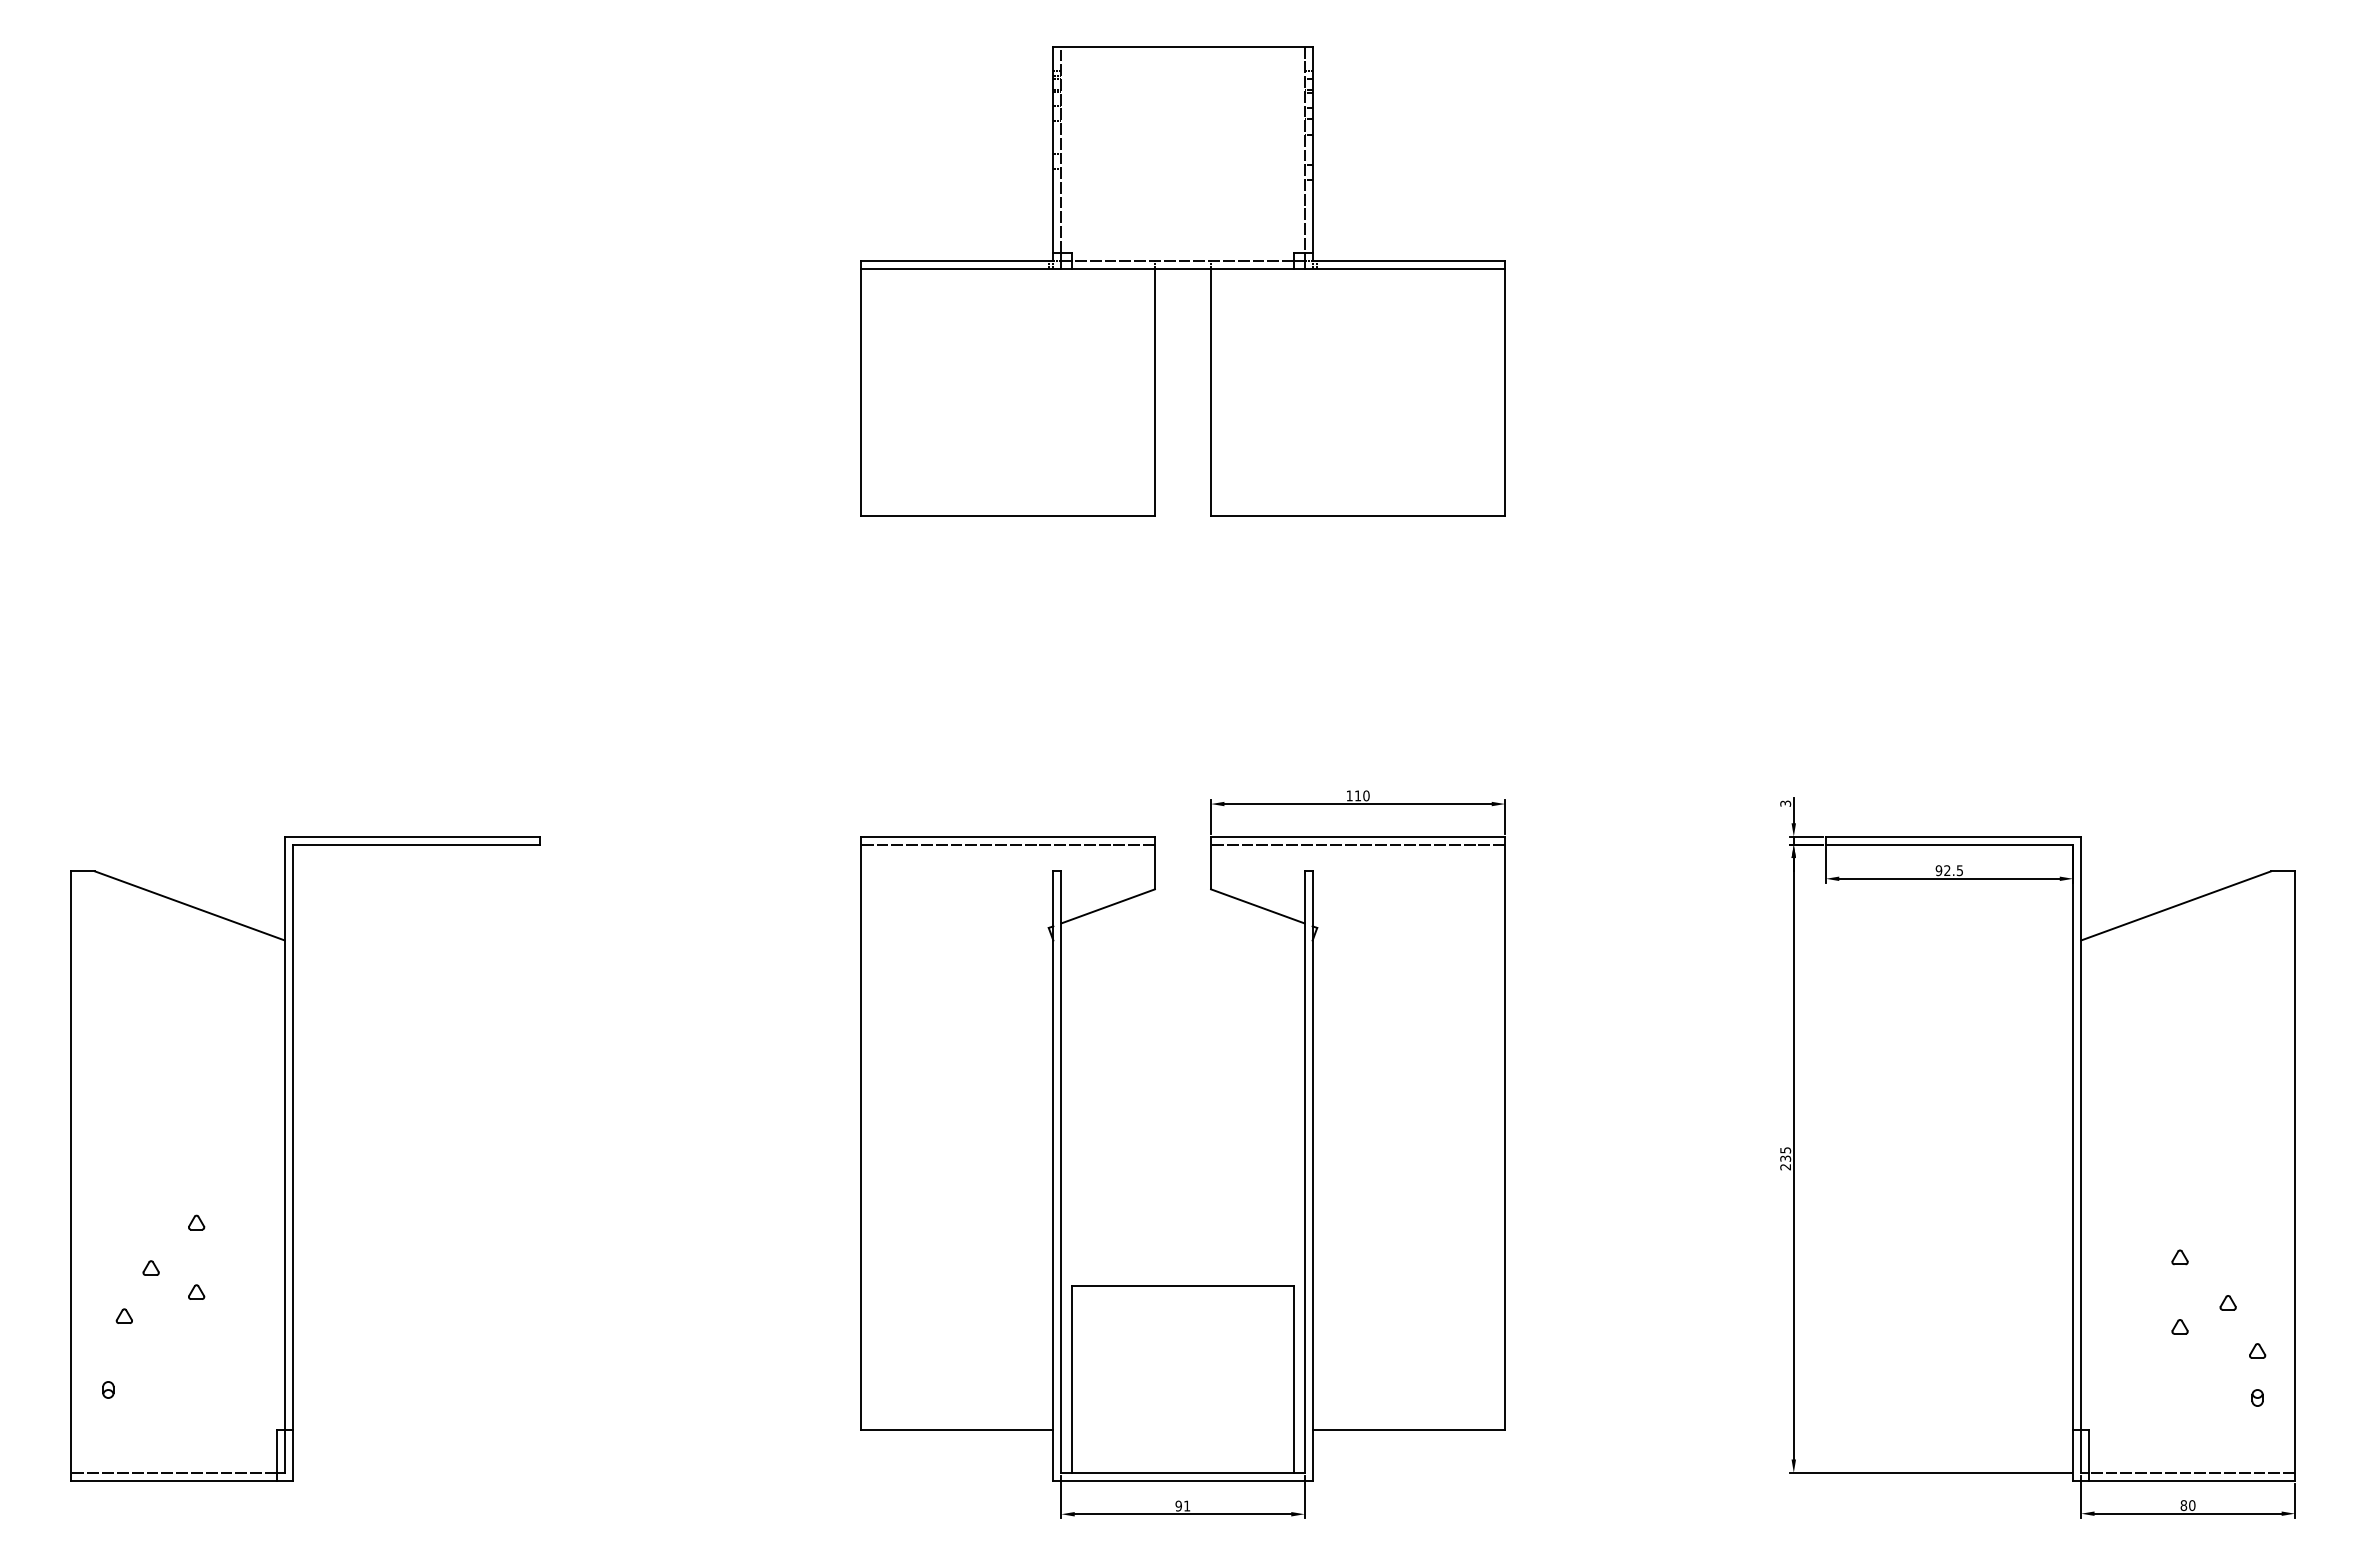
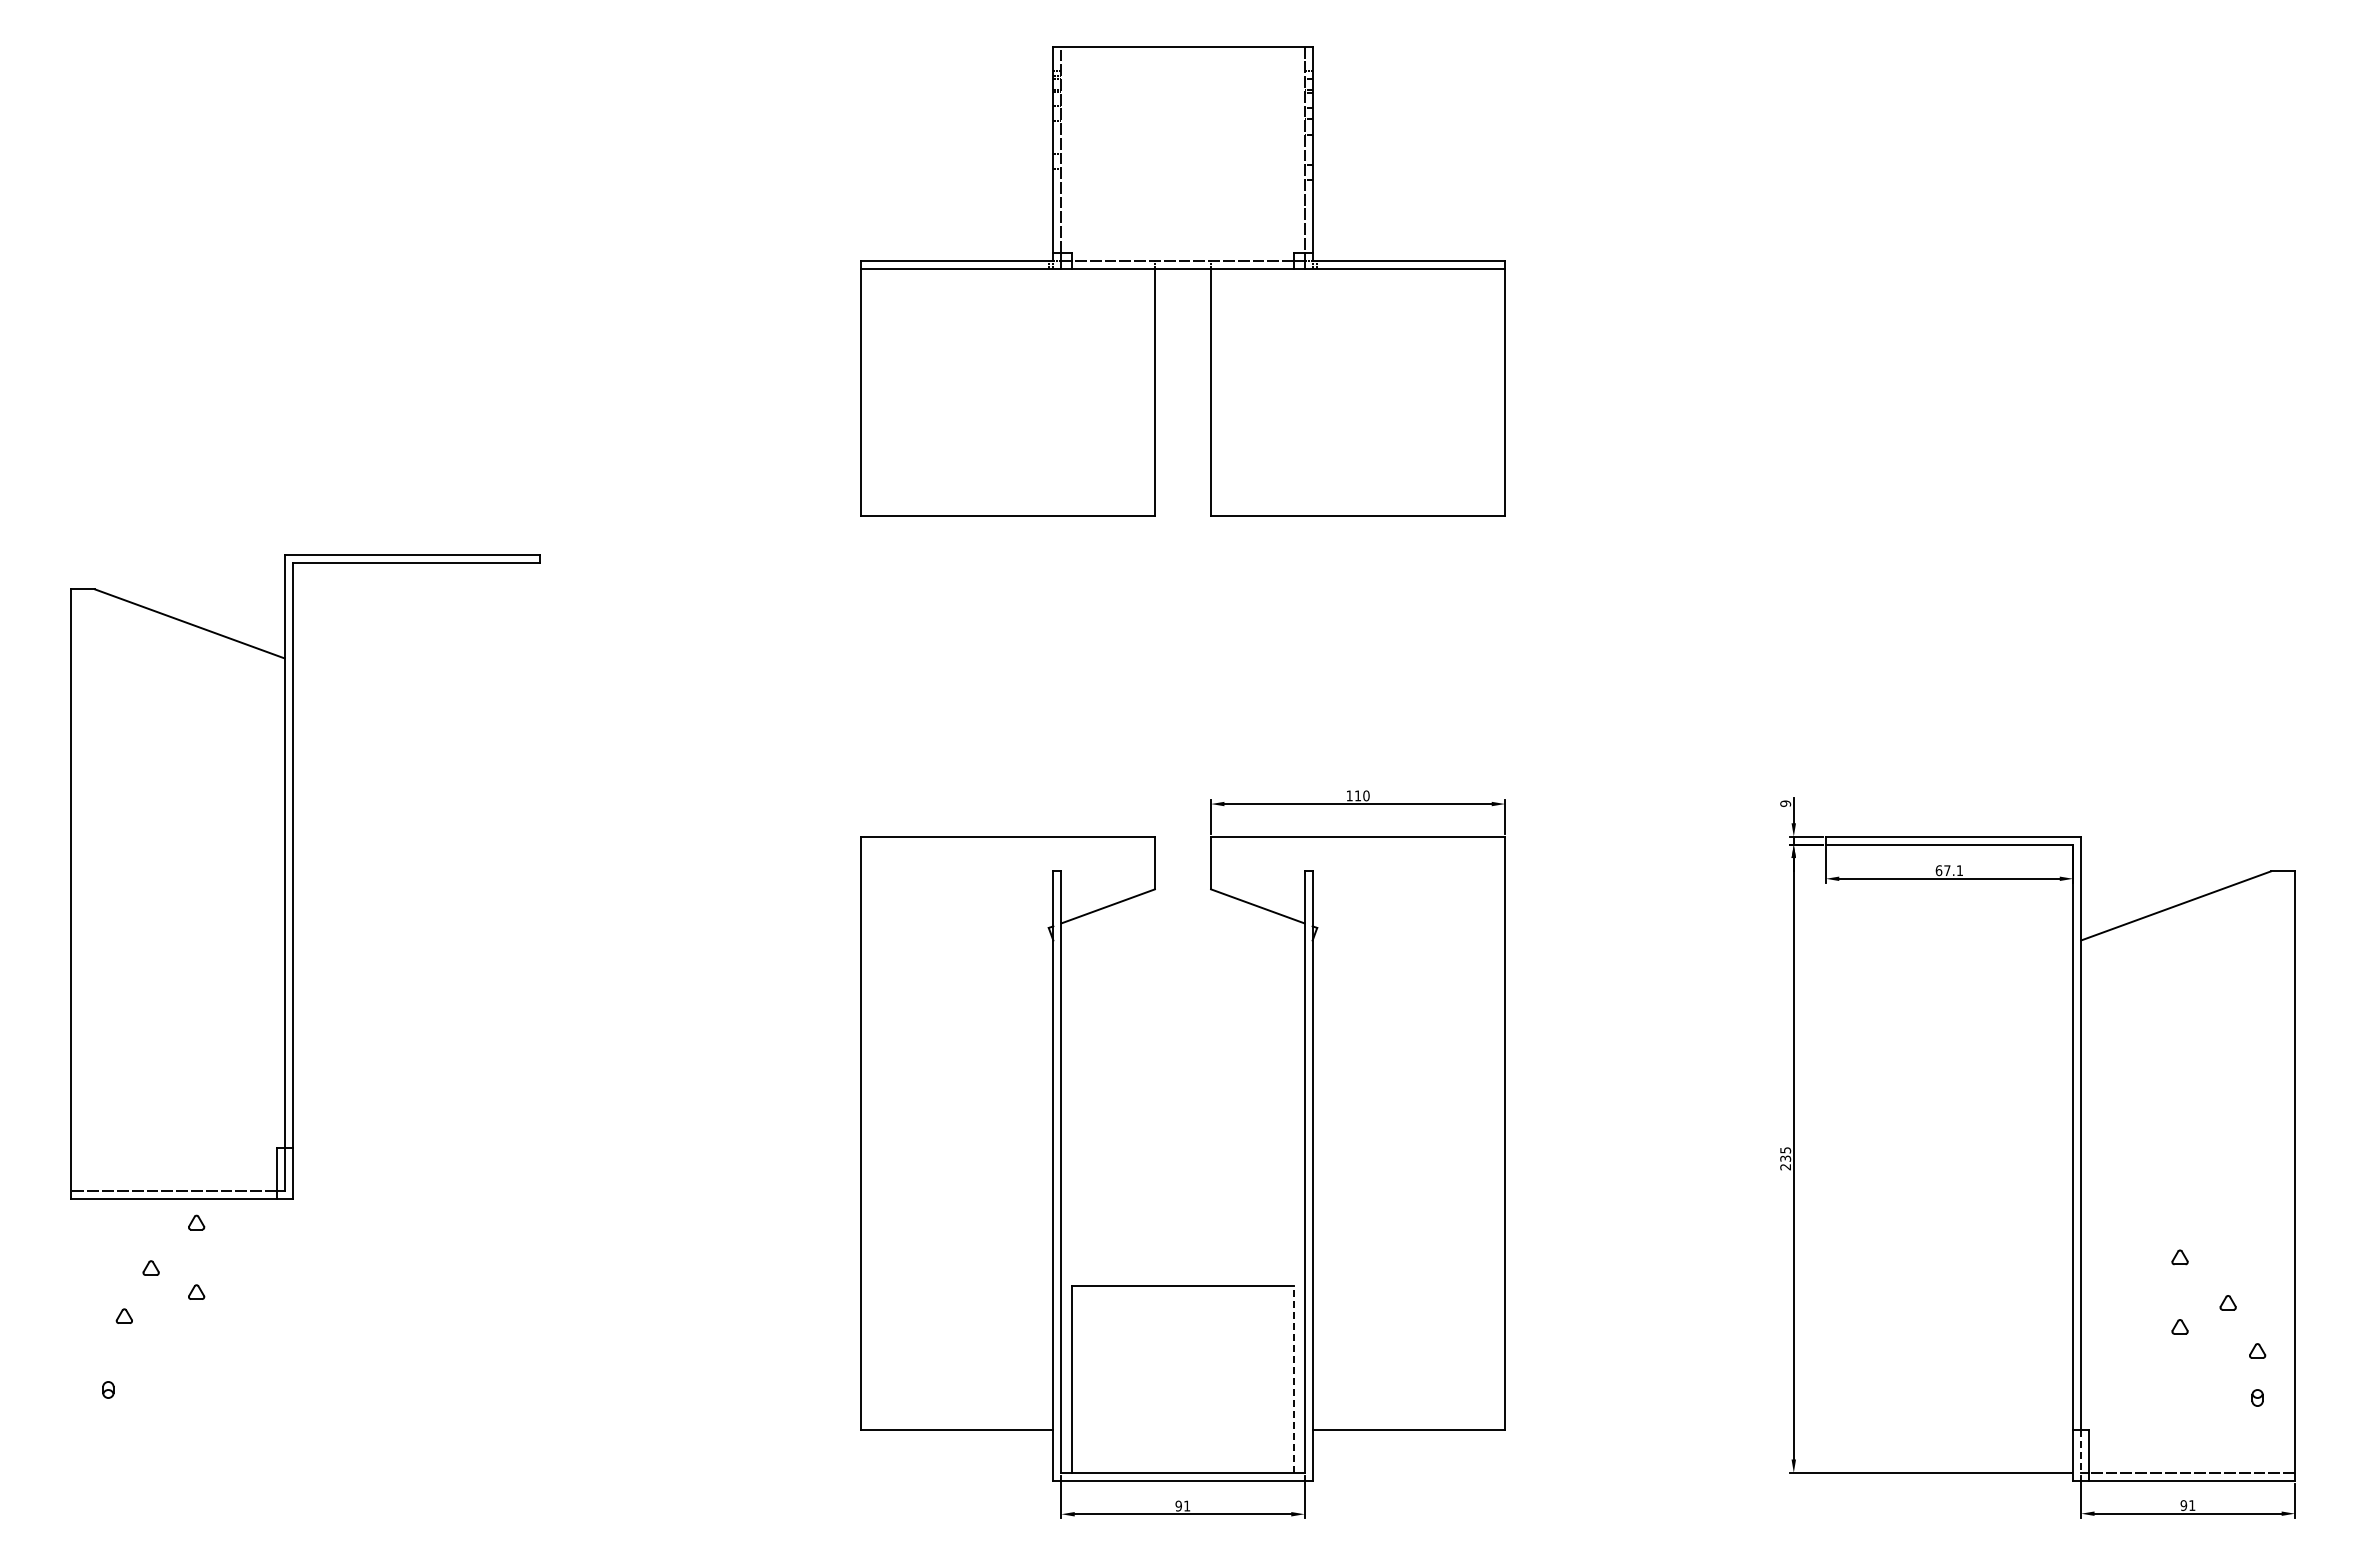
text: 3 -> 9 (1785, 803)
line: present -> none (1007, 844)
line: present -> none (1358, 844)
text: 92.5 -> 67.1 (1948, 870)
part position: (293, 1158) -> (293, 876) (293, 876)
line: solid -> dashed (1293, 1379)
line: solid -> dashed (2081, 1451)
text: 80 -> 91 (2187, 1505)
